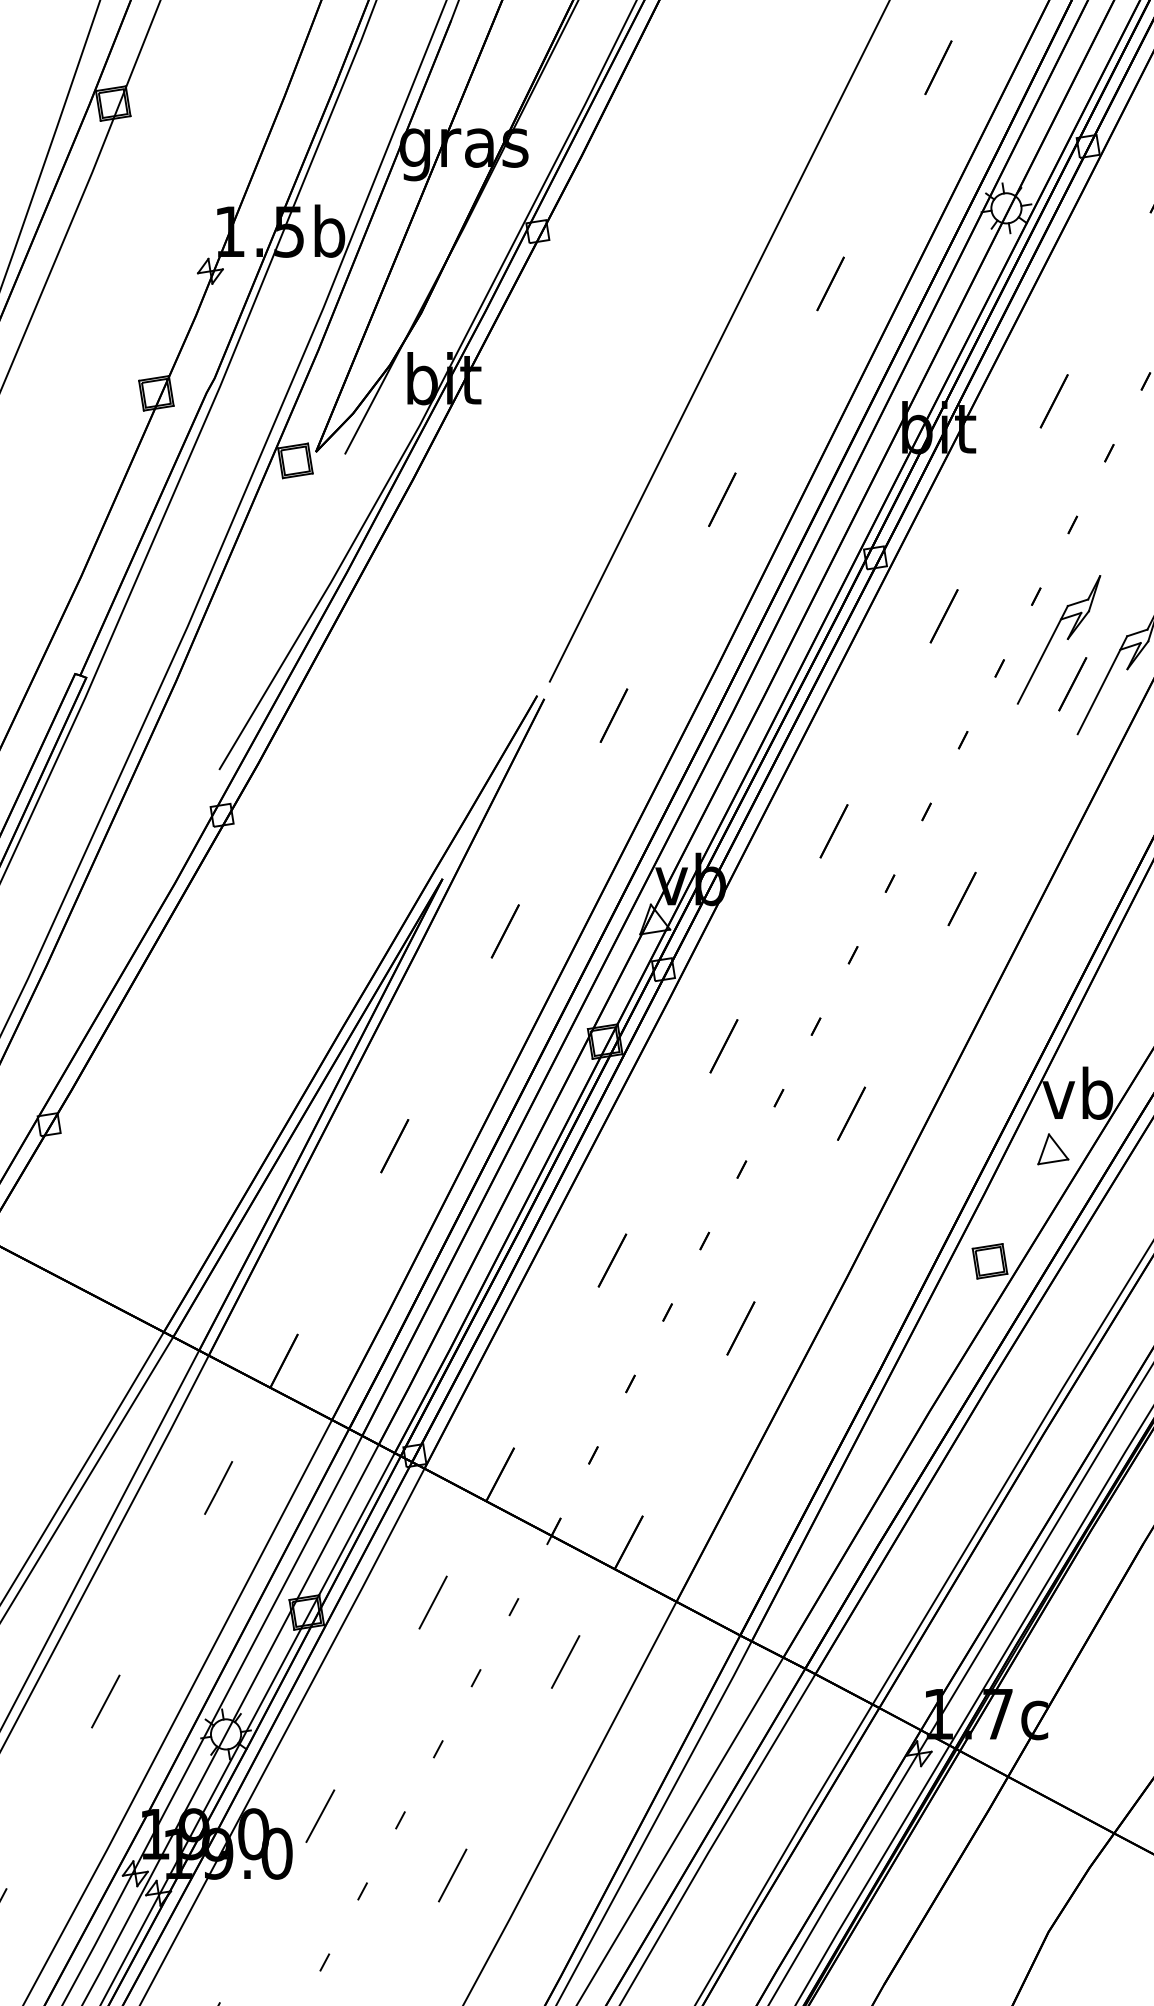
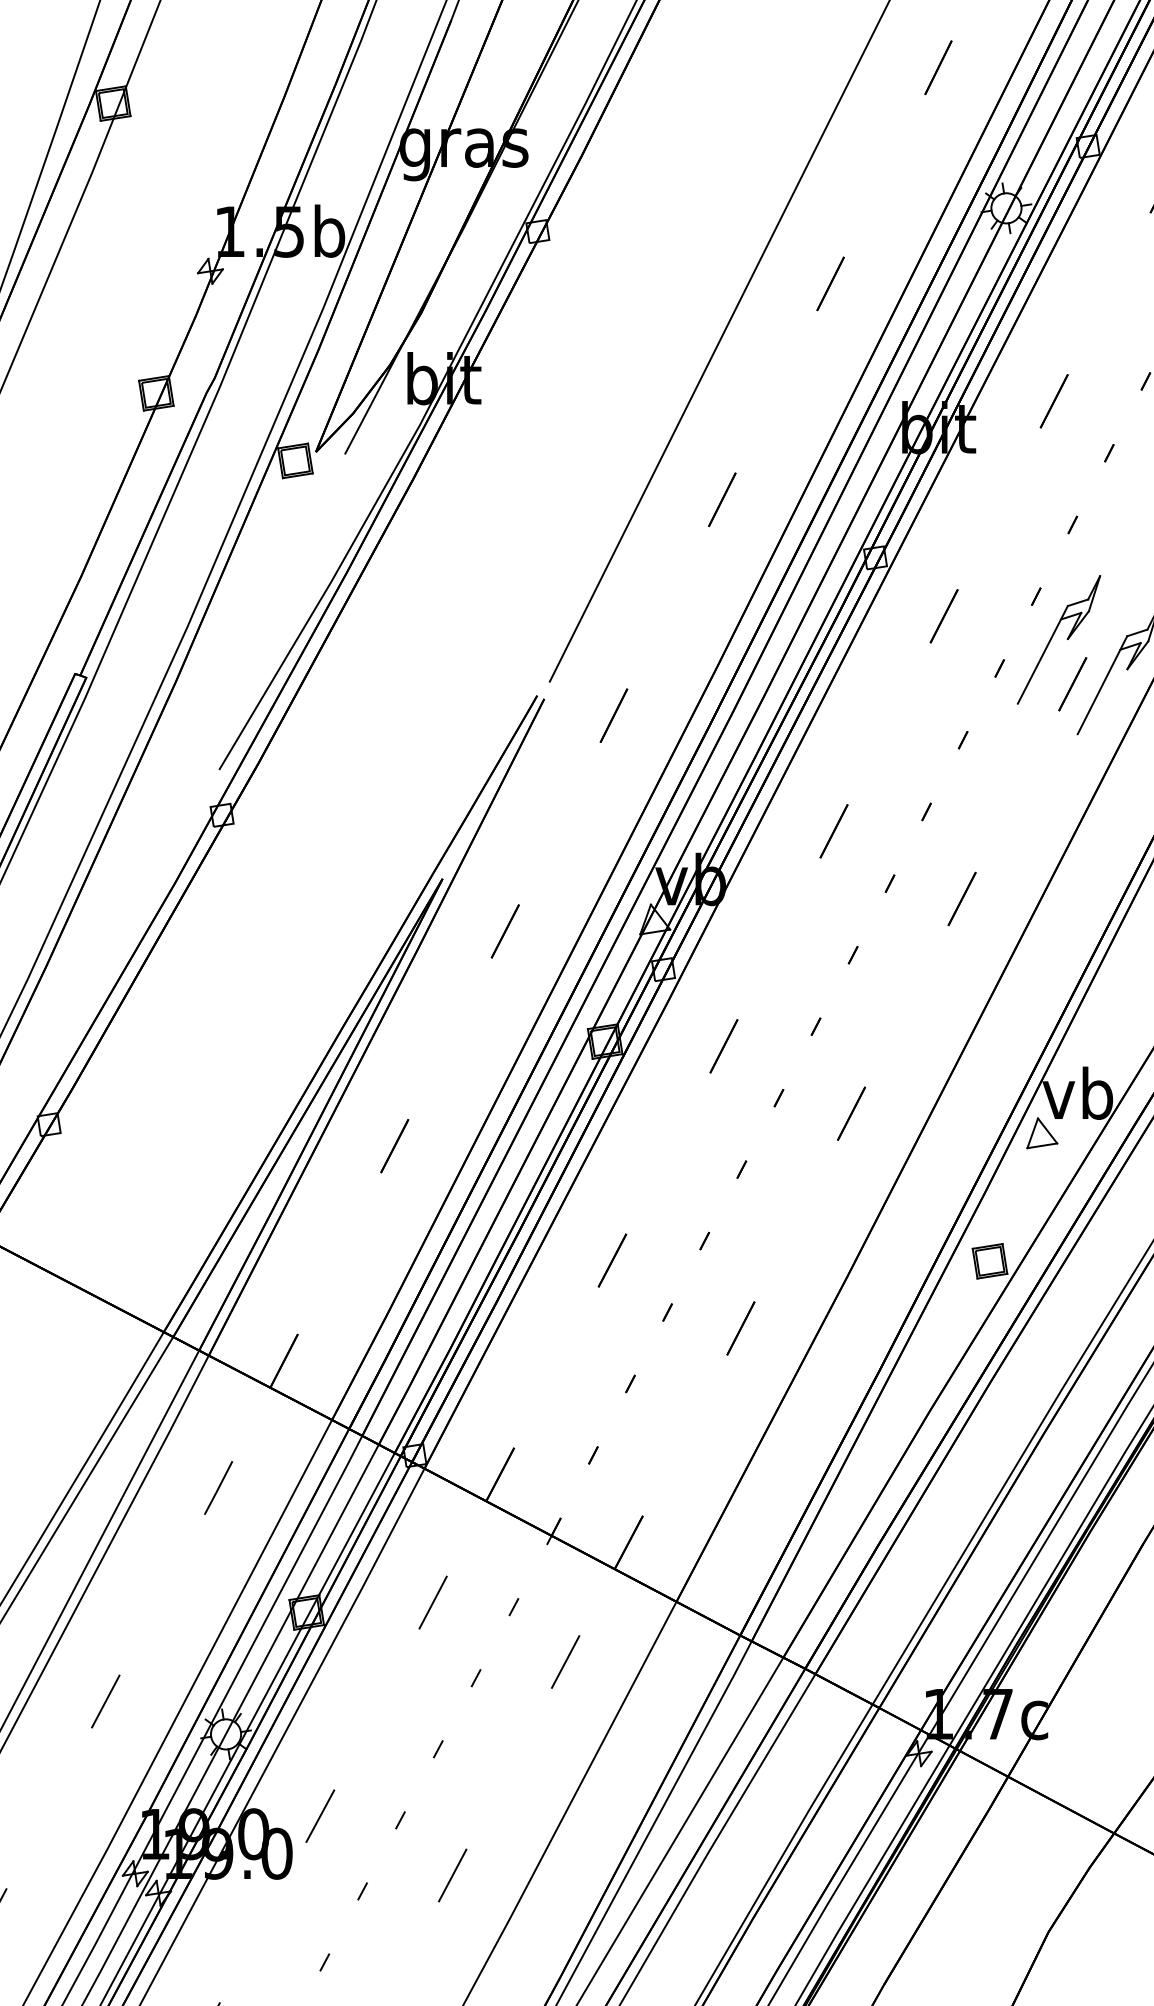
part position: (1053, 1149) -> (1042, 1133) (1042, 1133)
